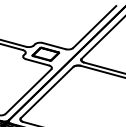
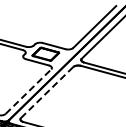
line: solid -> dashed (28, 91)
line: solid -> dashed (46, 92)
